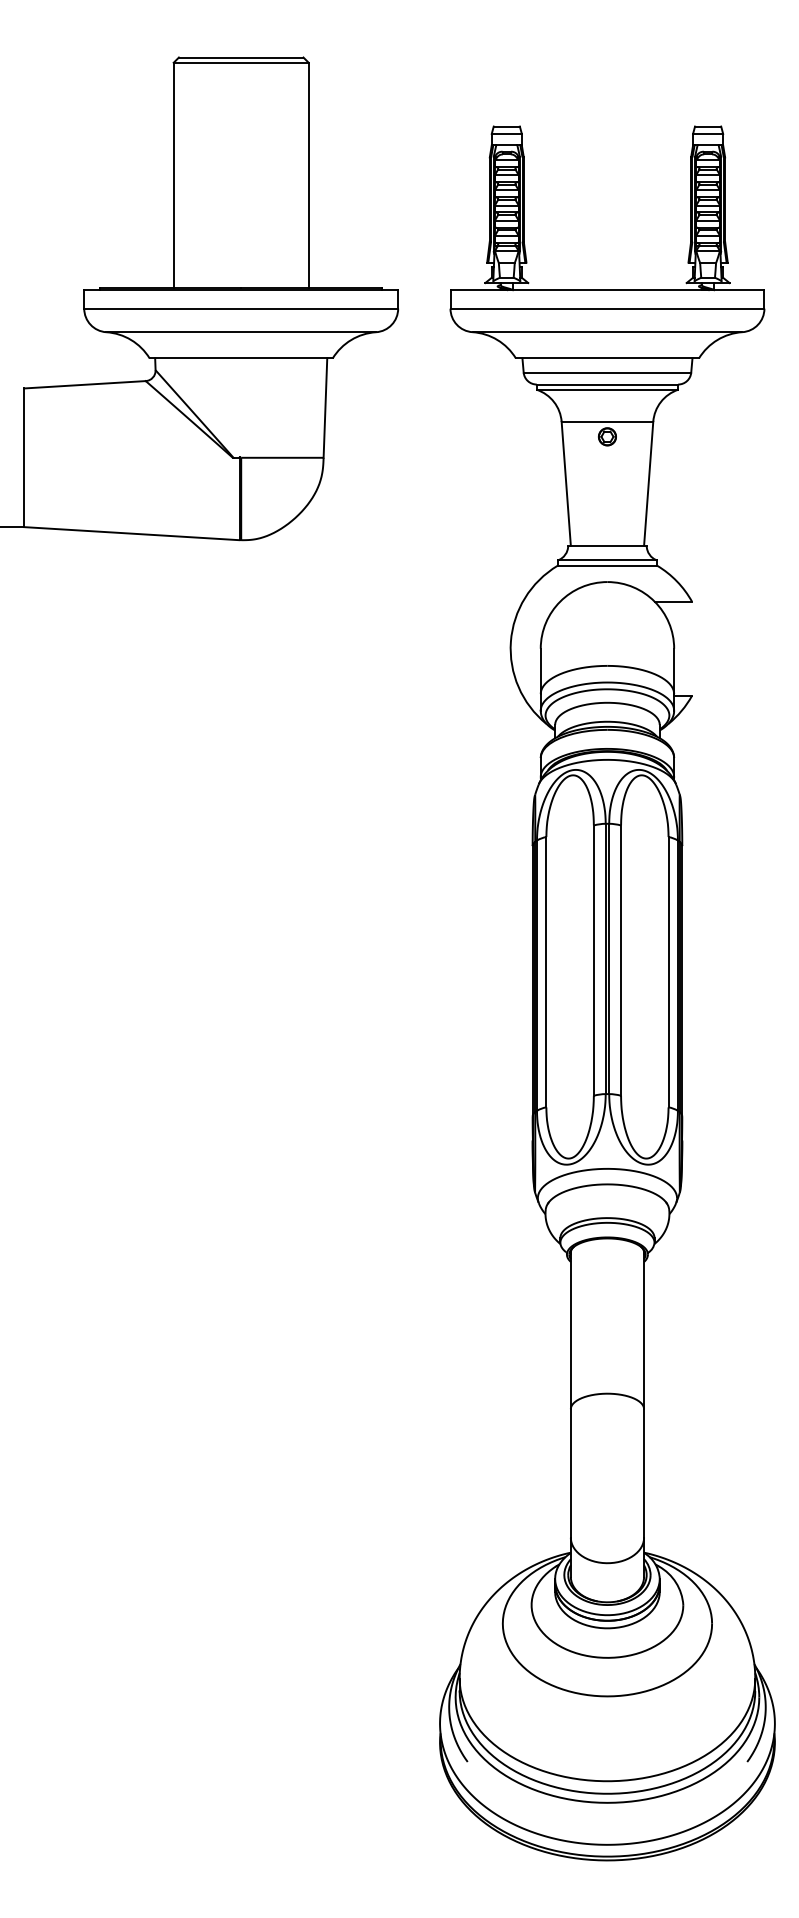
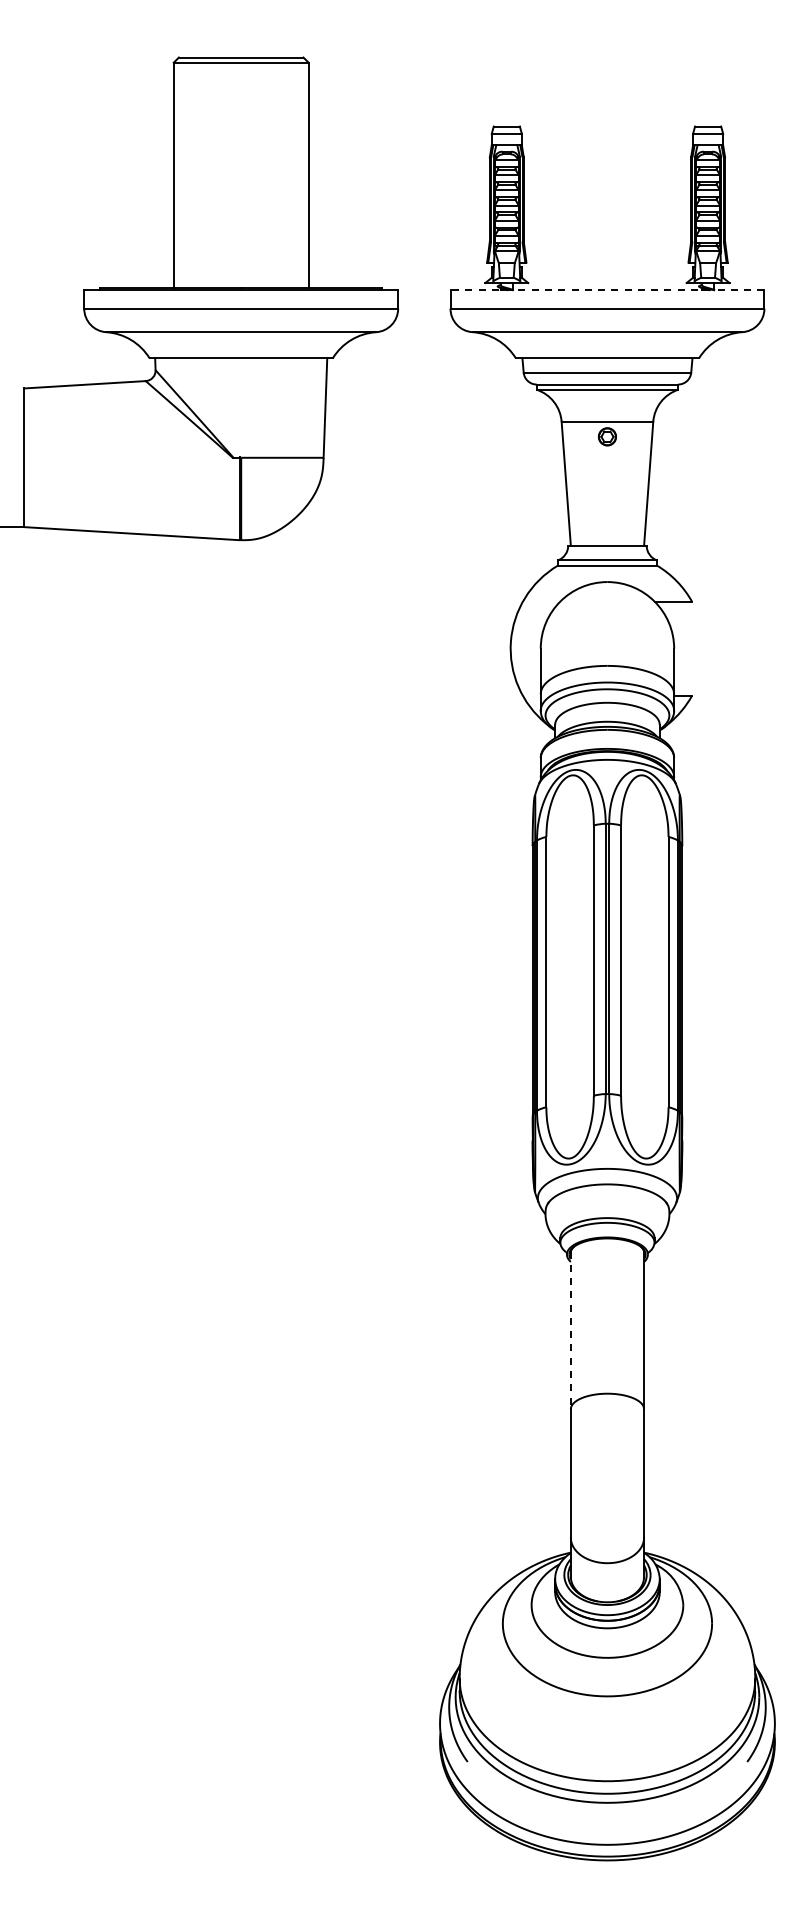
line: solid -> dashed (607, 290)
line: solid -> dashed (570, 1330)
